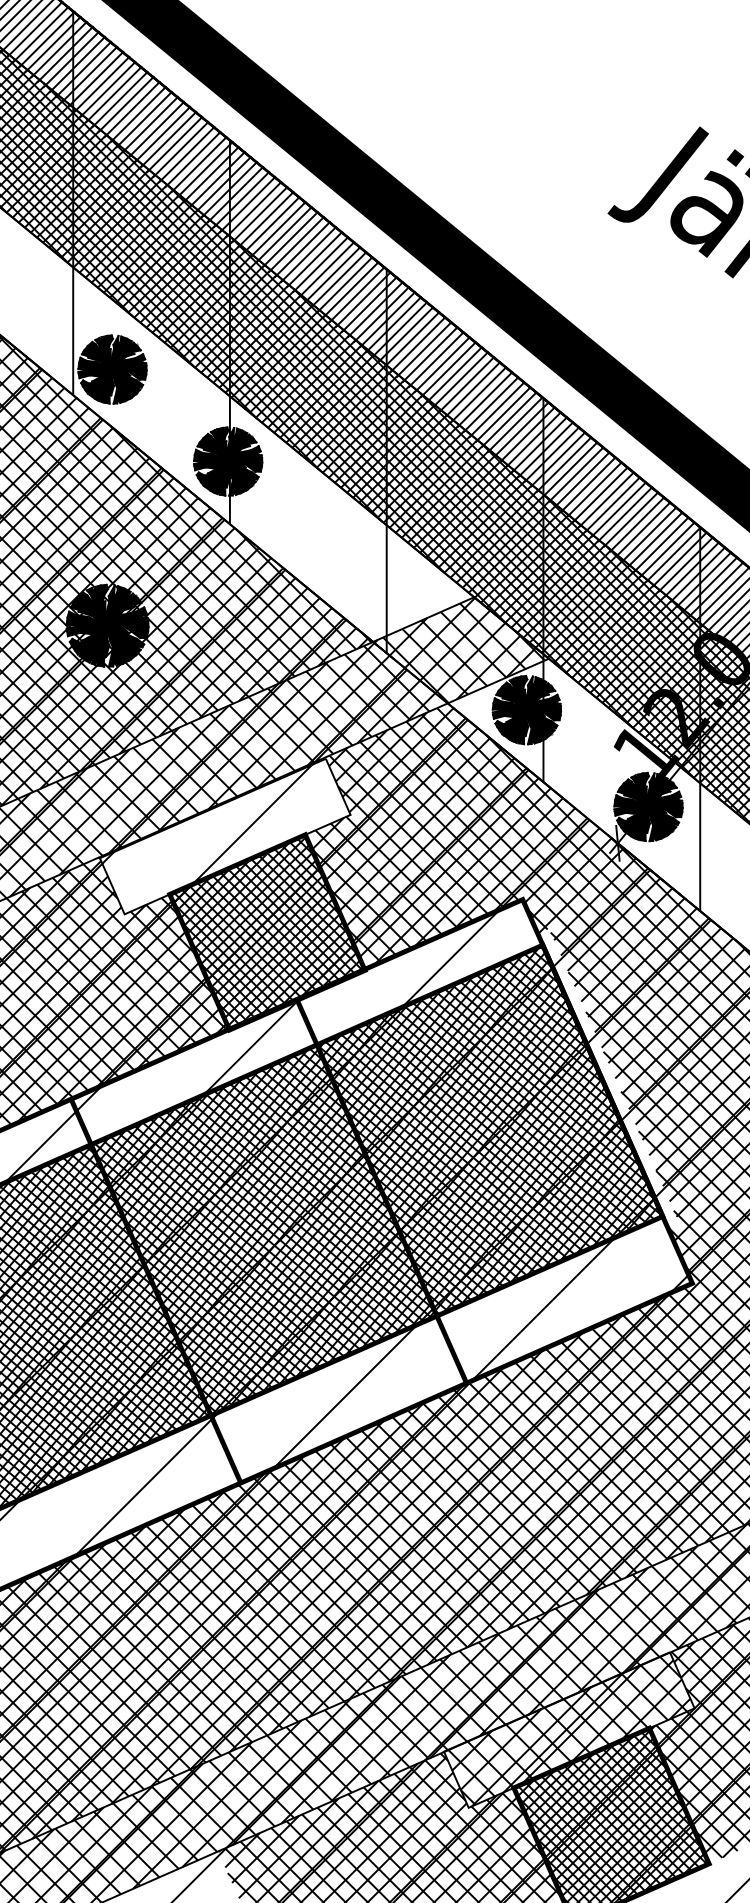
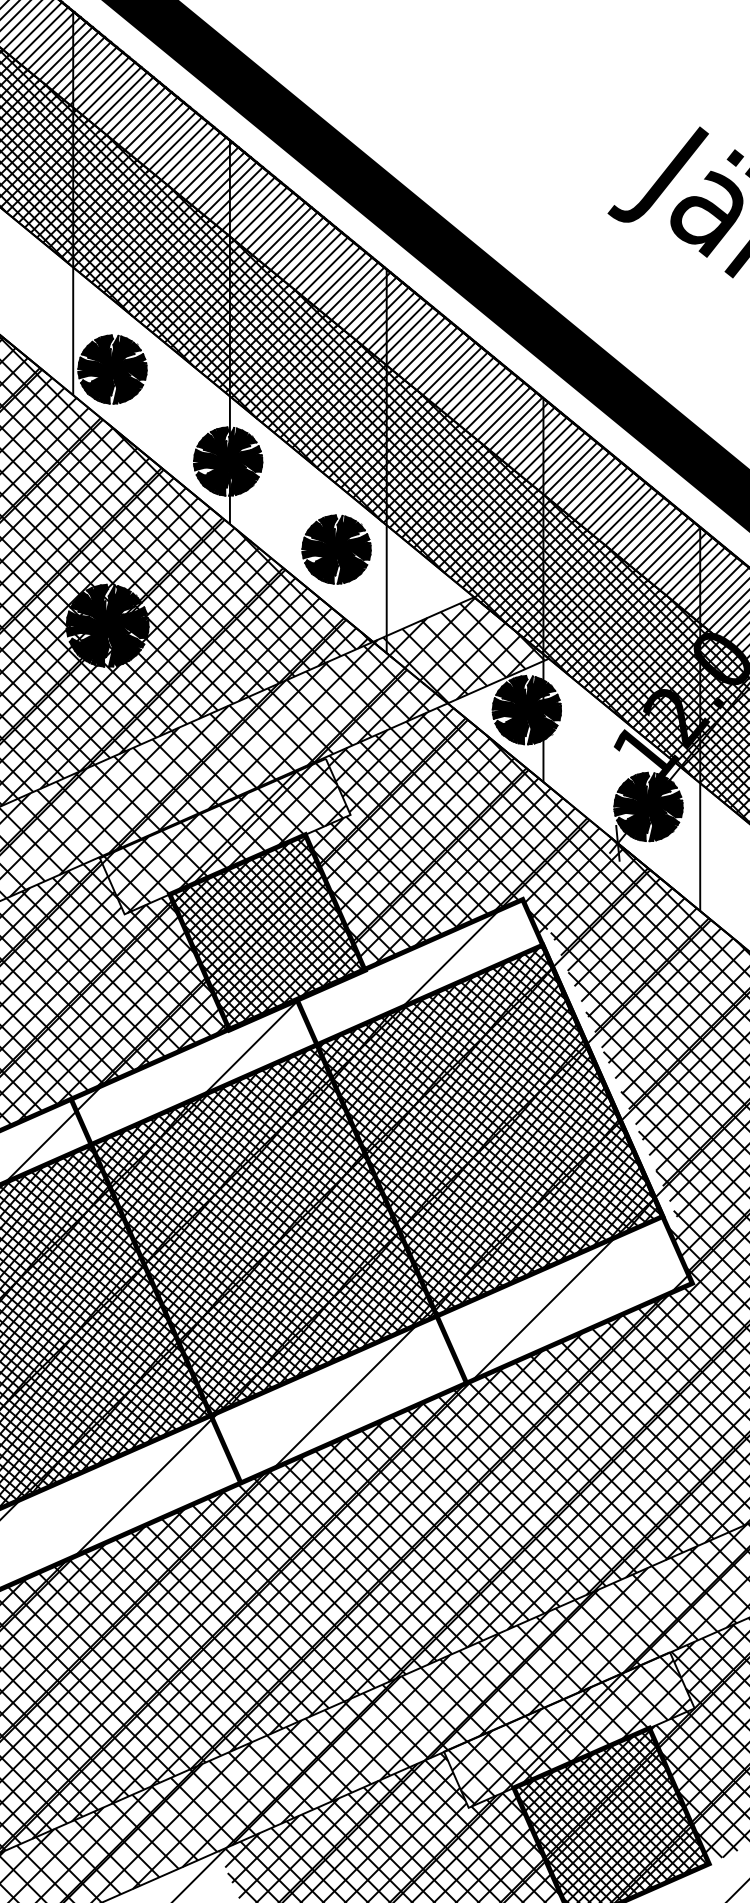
part: none -> present (336, 549)
hatch: none -> present (225, 837)
